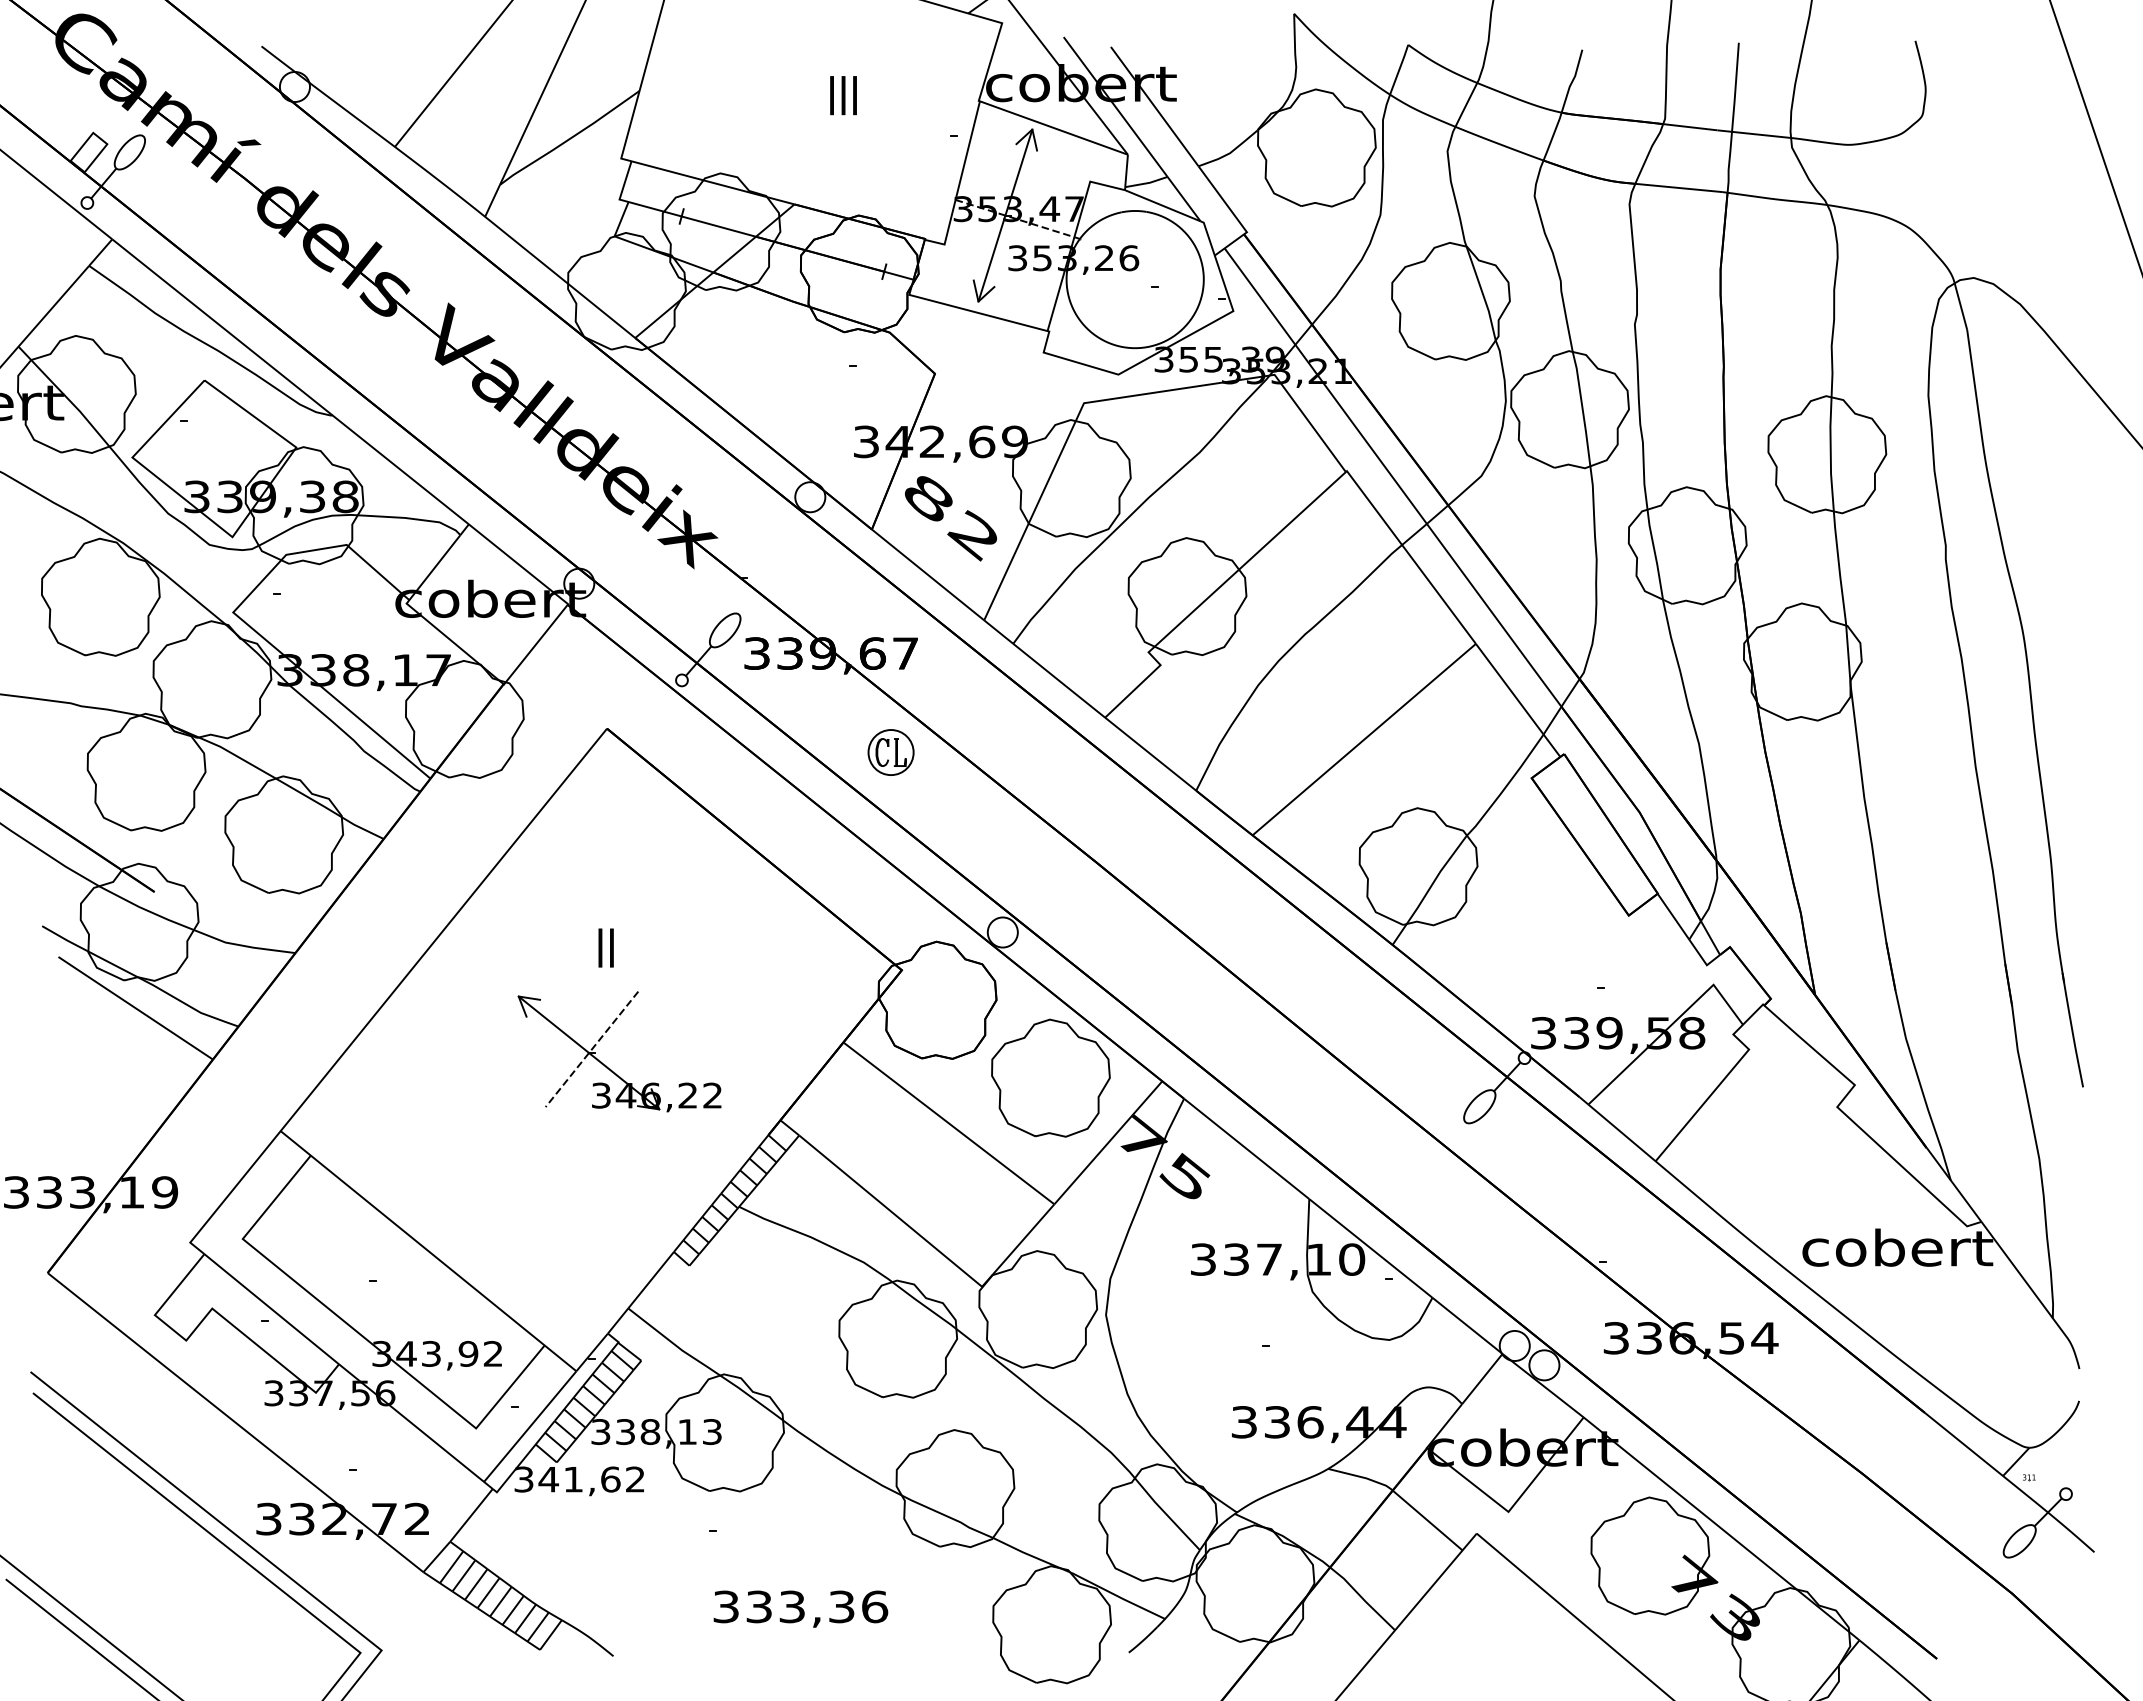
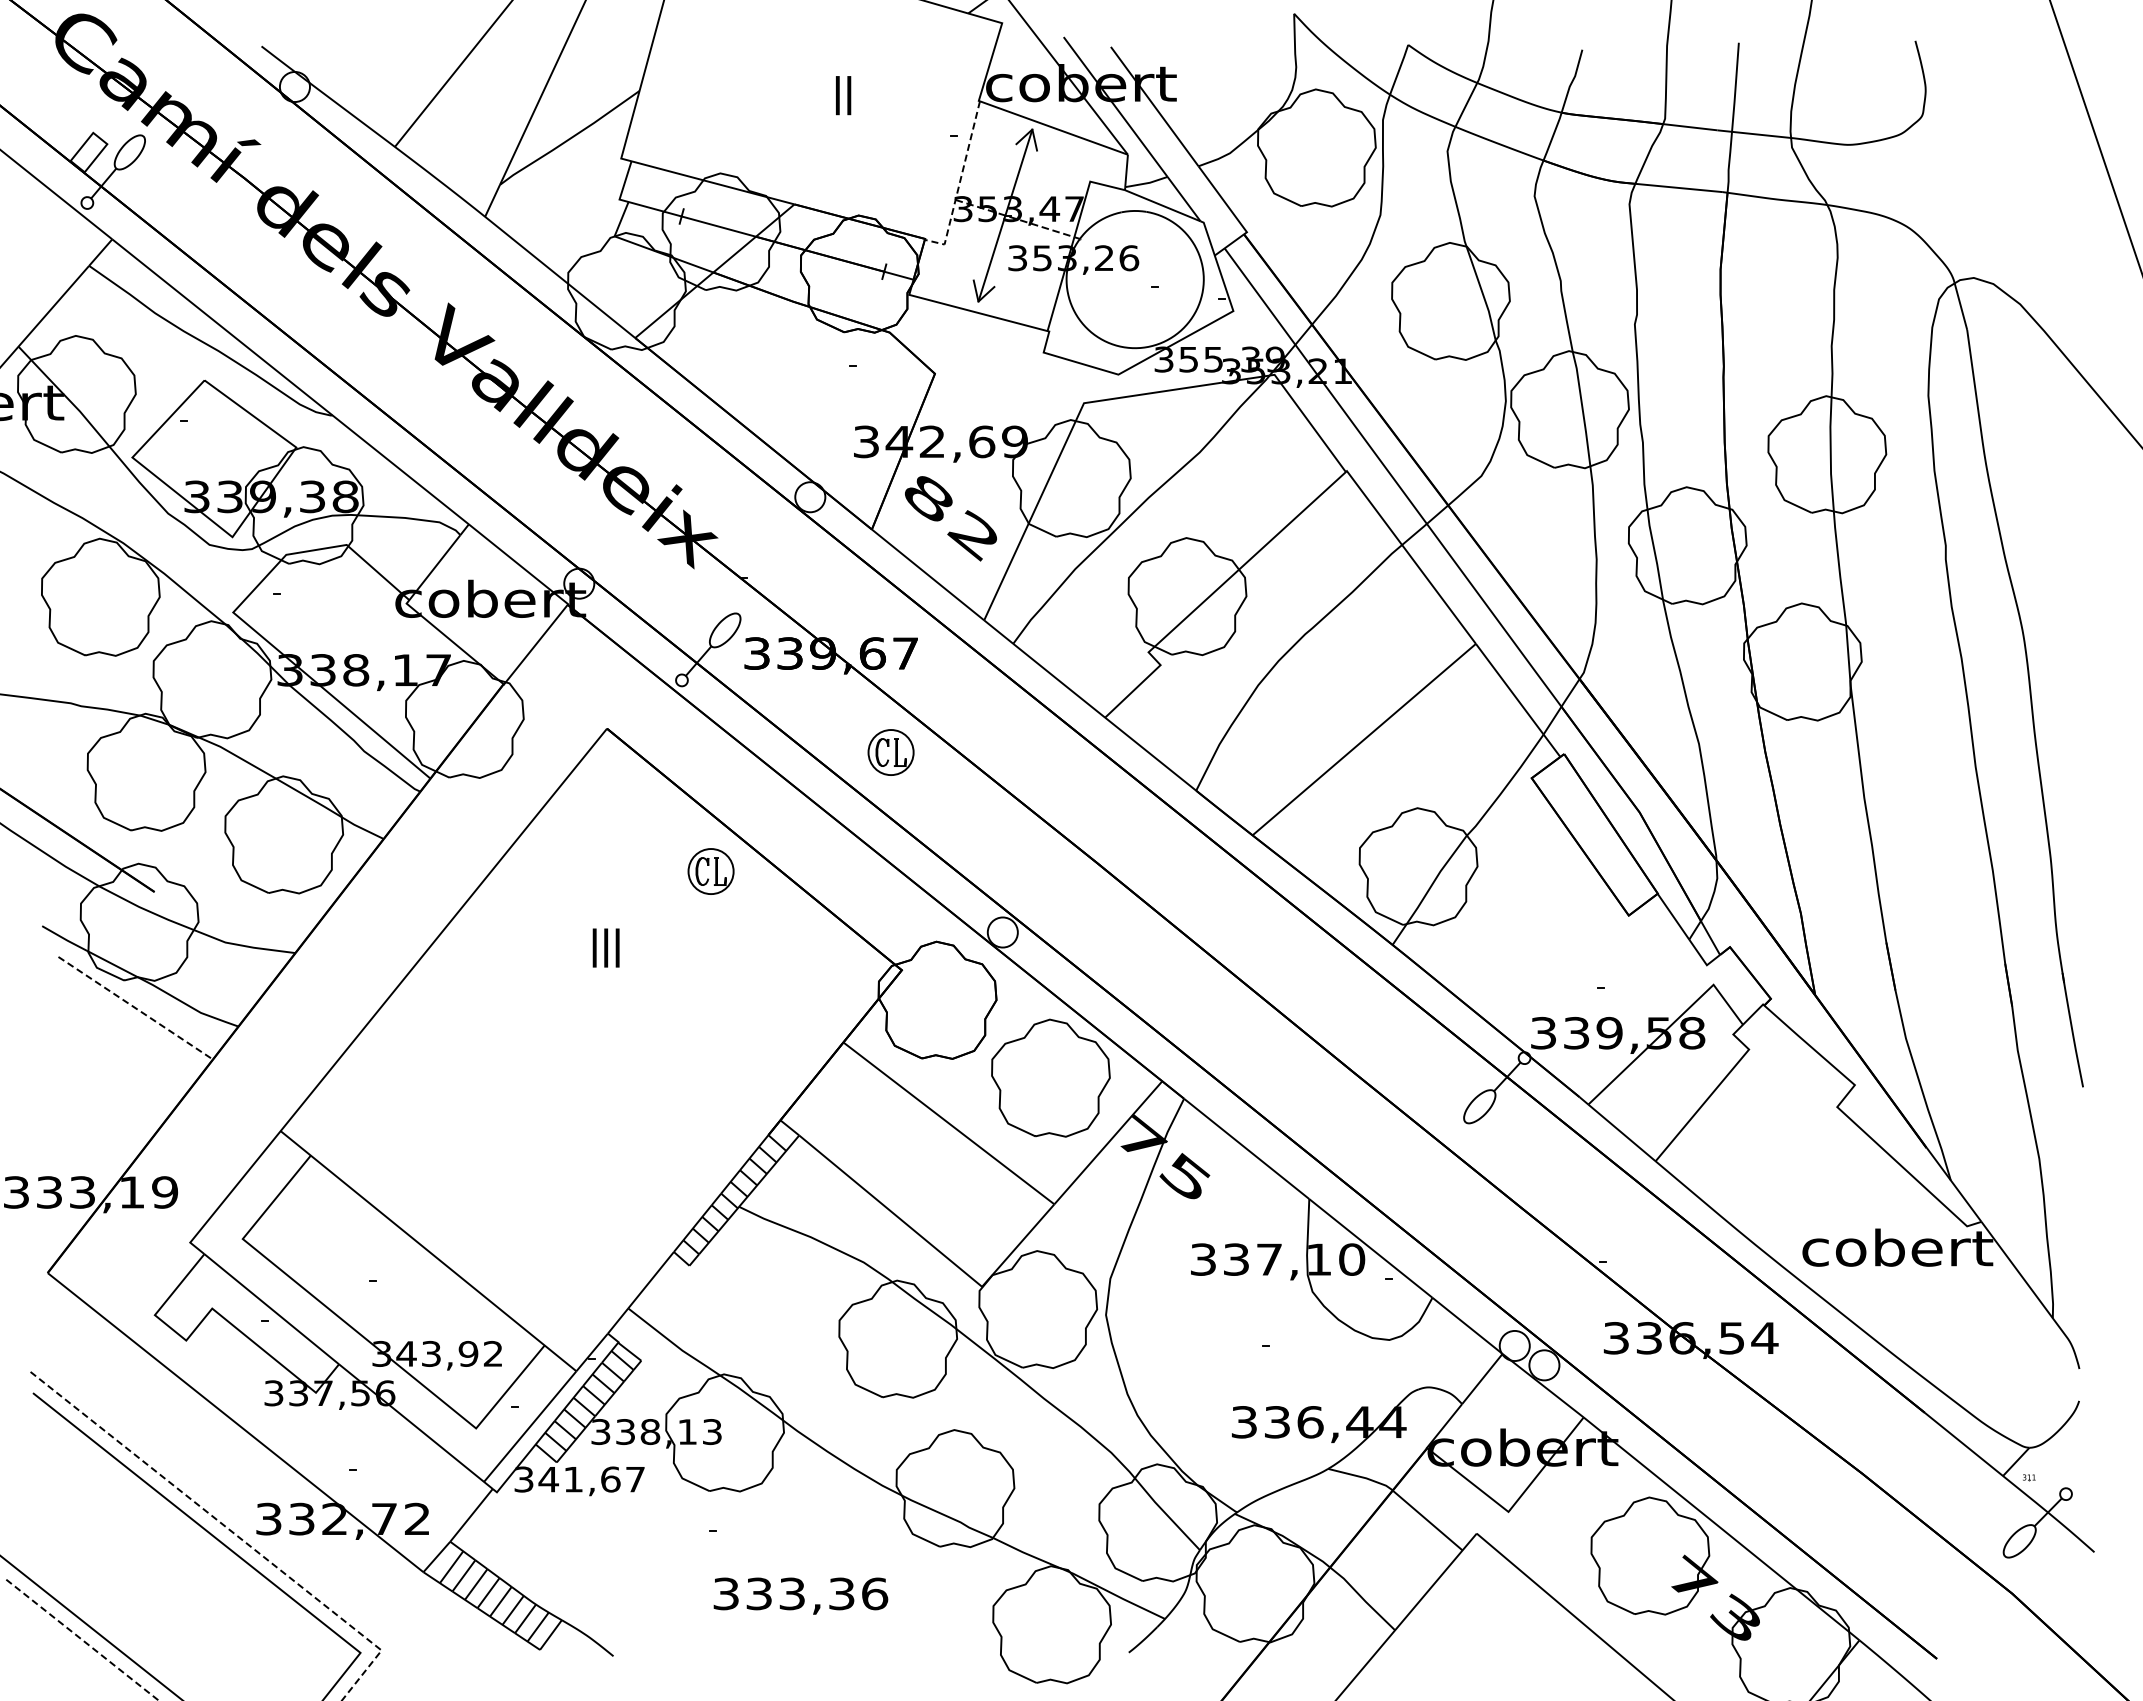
text: III -> II (843, 95)
line: solid -> dashed (959, 183)
part: none -> present (710, 871)
text: II -> III (605, 947)
line: solid -> dashed (135, 1008)
part: present -> none (605, 1064)
text: 341,62 -> 341,67 (635, 1479)
line: solid -> dashed (308, 1592)
text position: (800, 1608) -> (800, 1595) (800, 1595)
